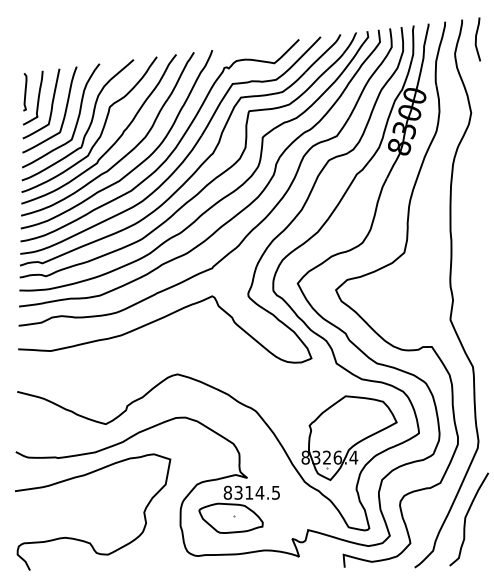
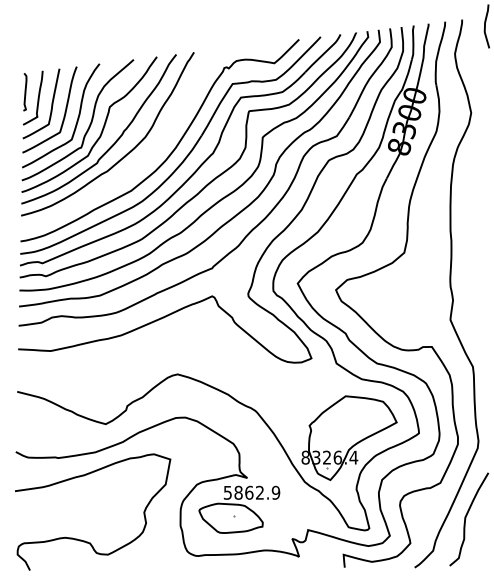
curve position: (476, 39) -> (485, 26) (485, 26)
curve: present -> none (135, 166)
text: 8314.5 -> 5862.9 (251, 492)
